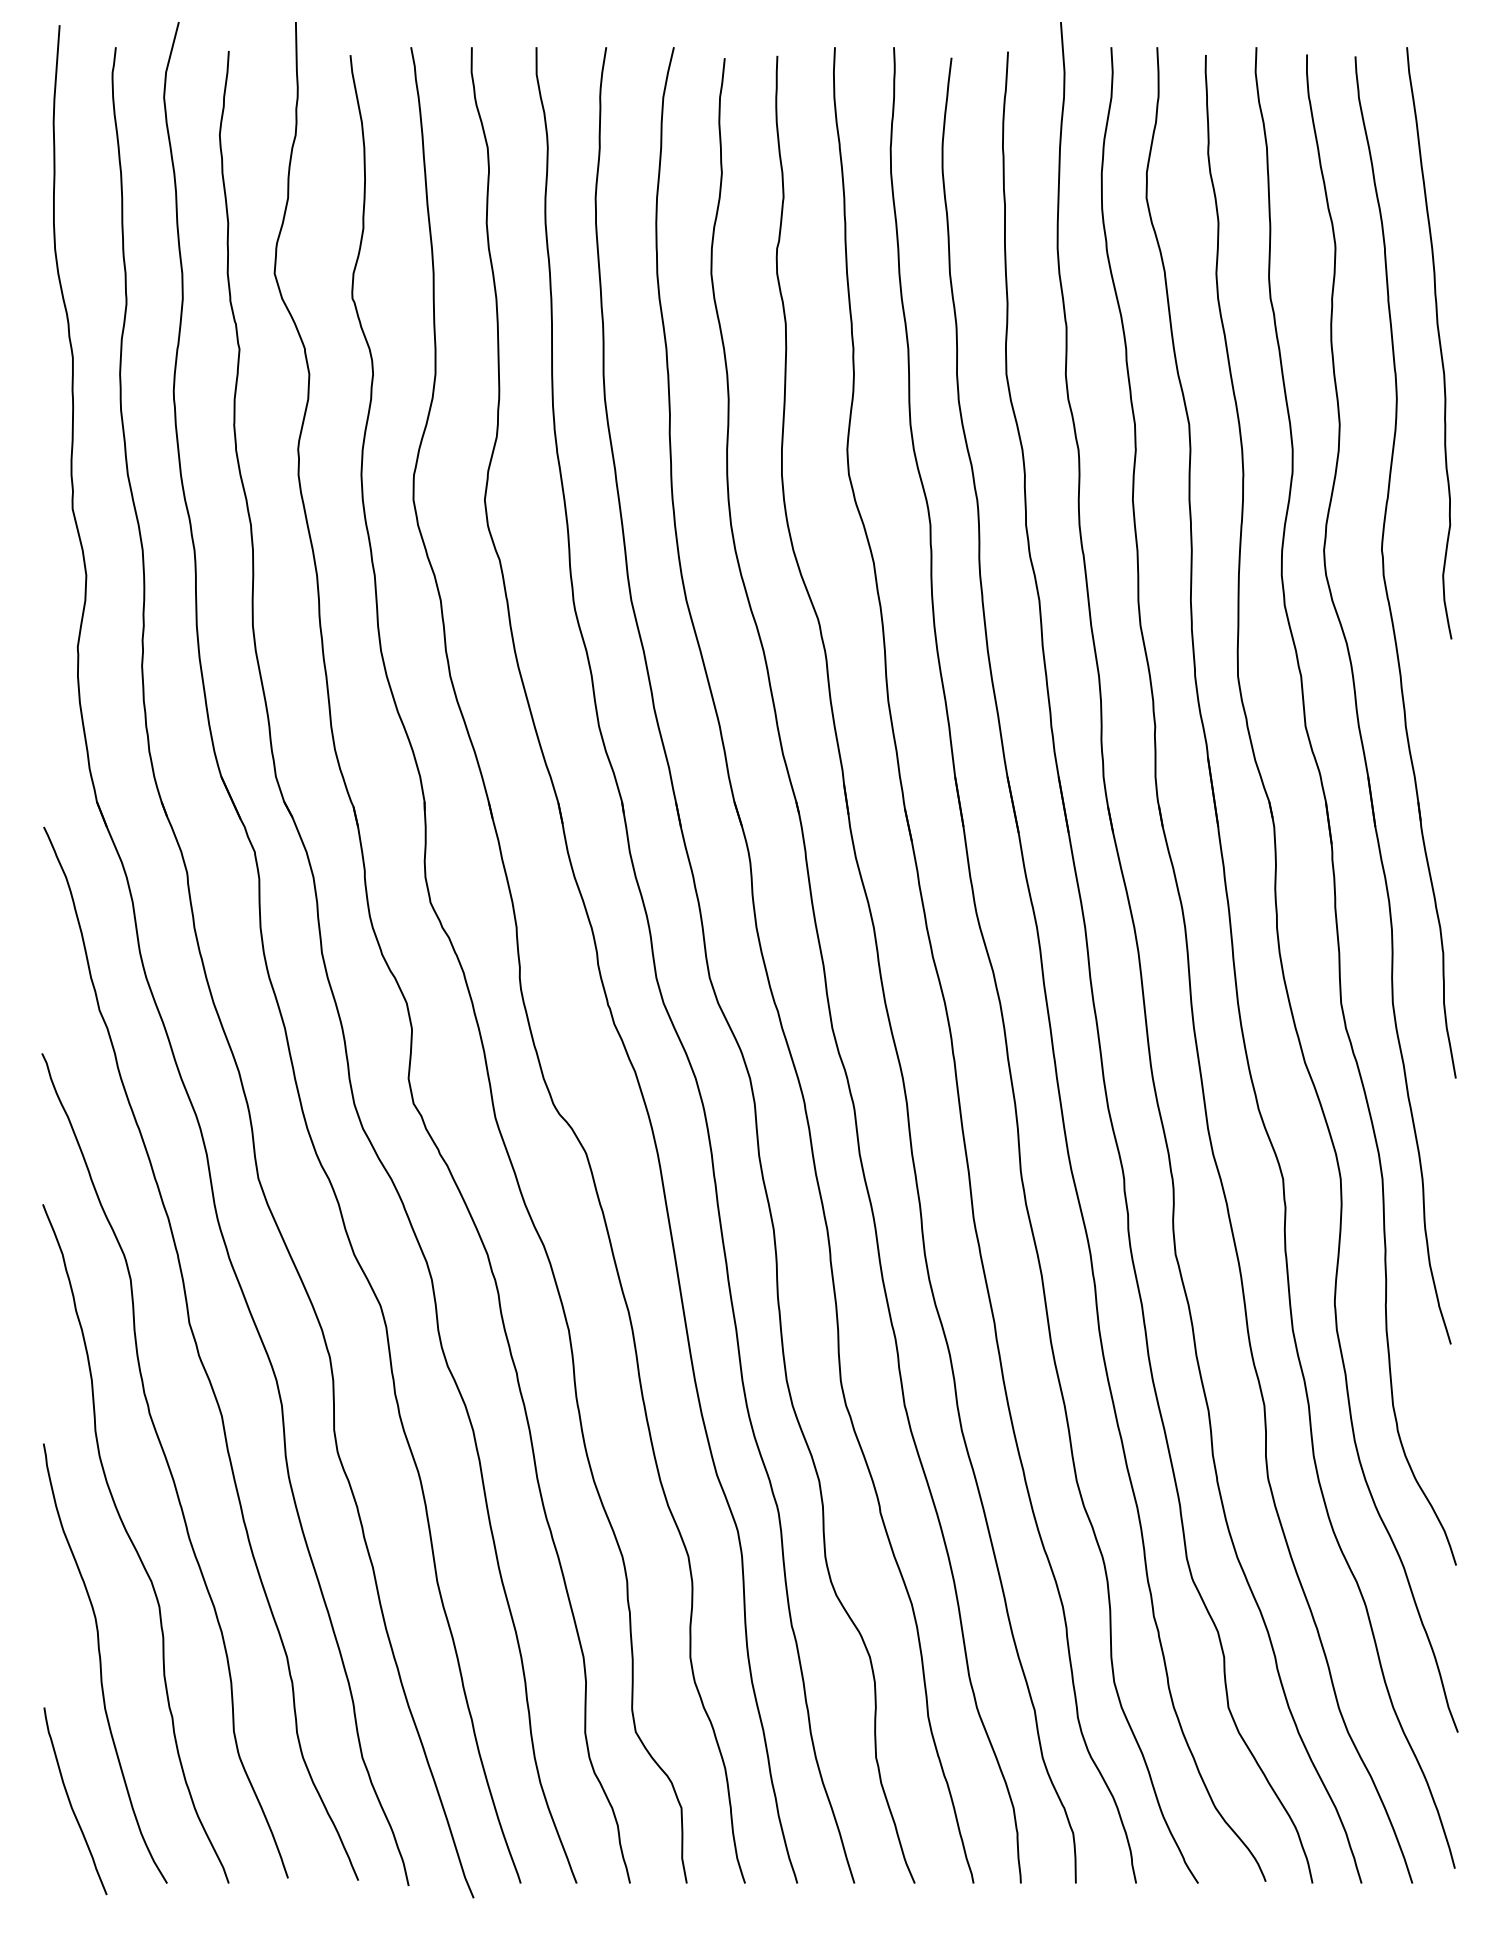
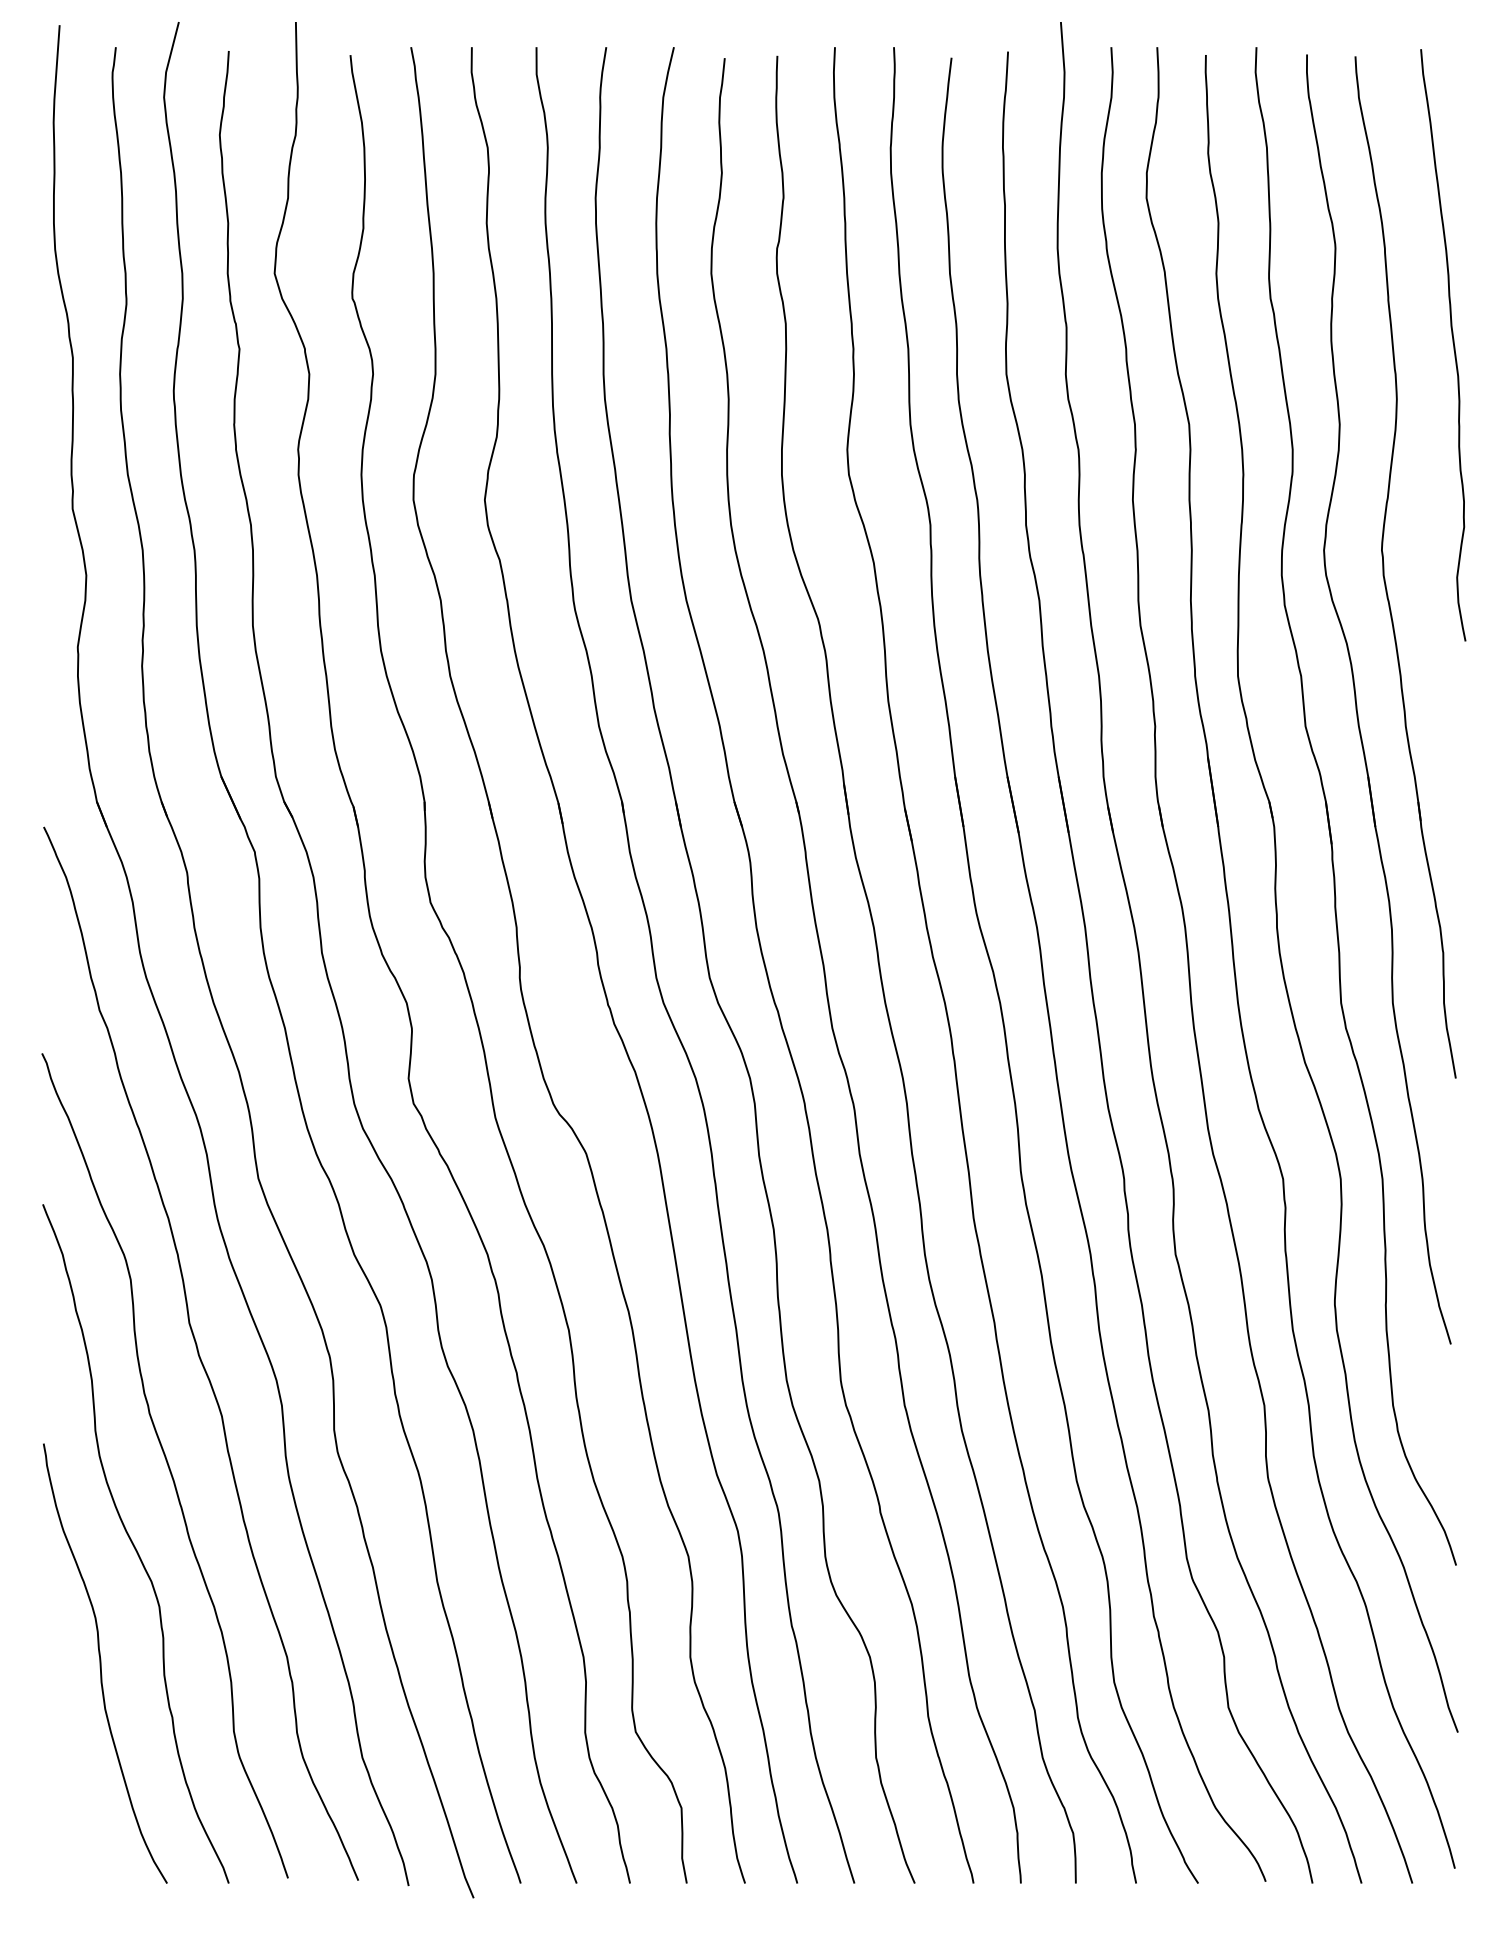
curve position: (1438, 341) -> (1452, 343) (1452, 343)
curve: present -> none (71, 1803)
